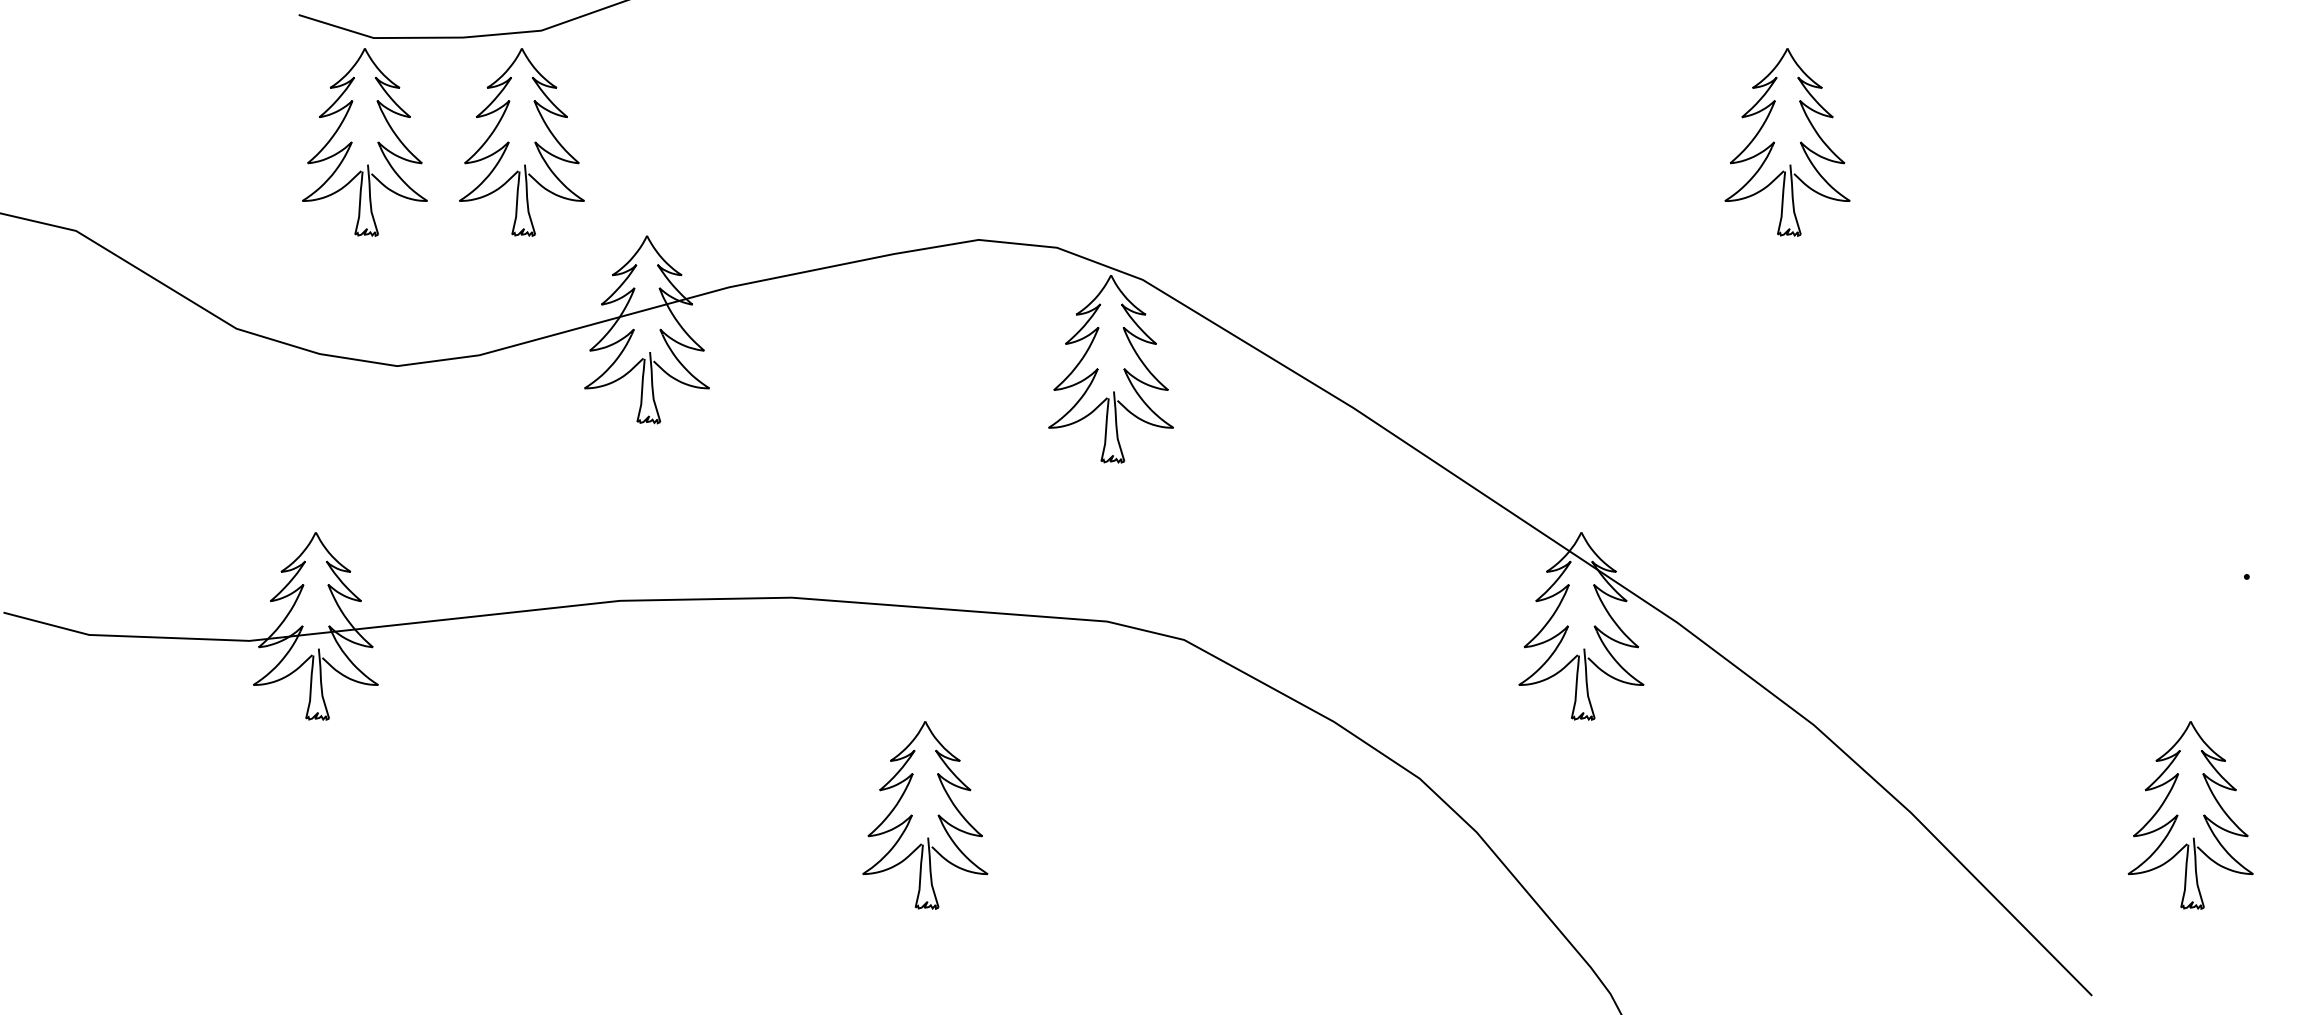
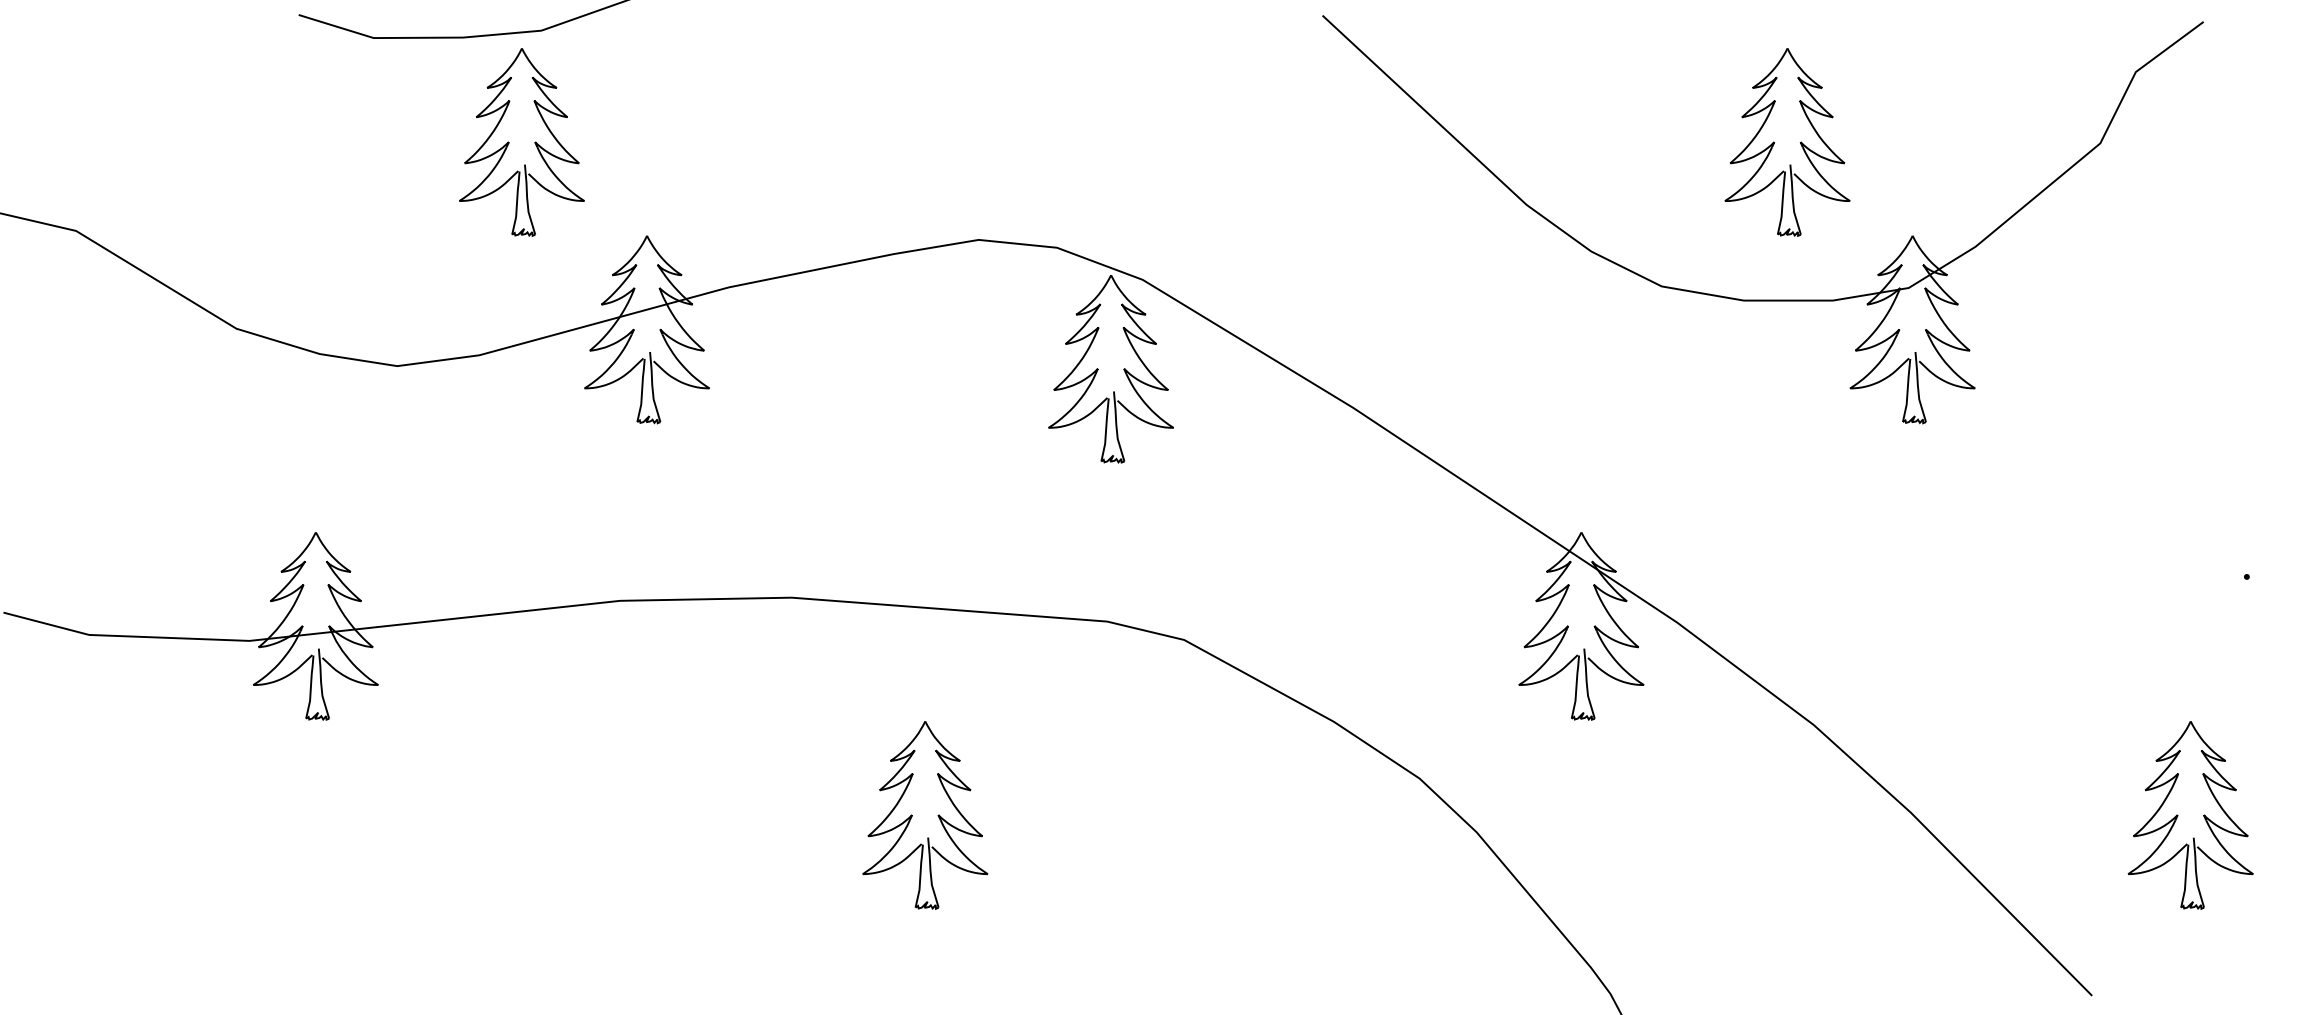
part: present -> none (352, 142)
part: none -> present (1762, 299)
